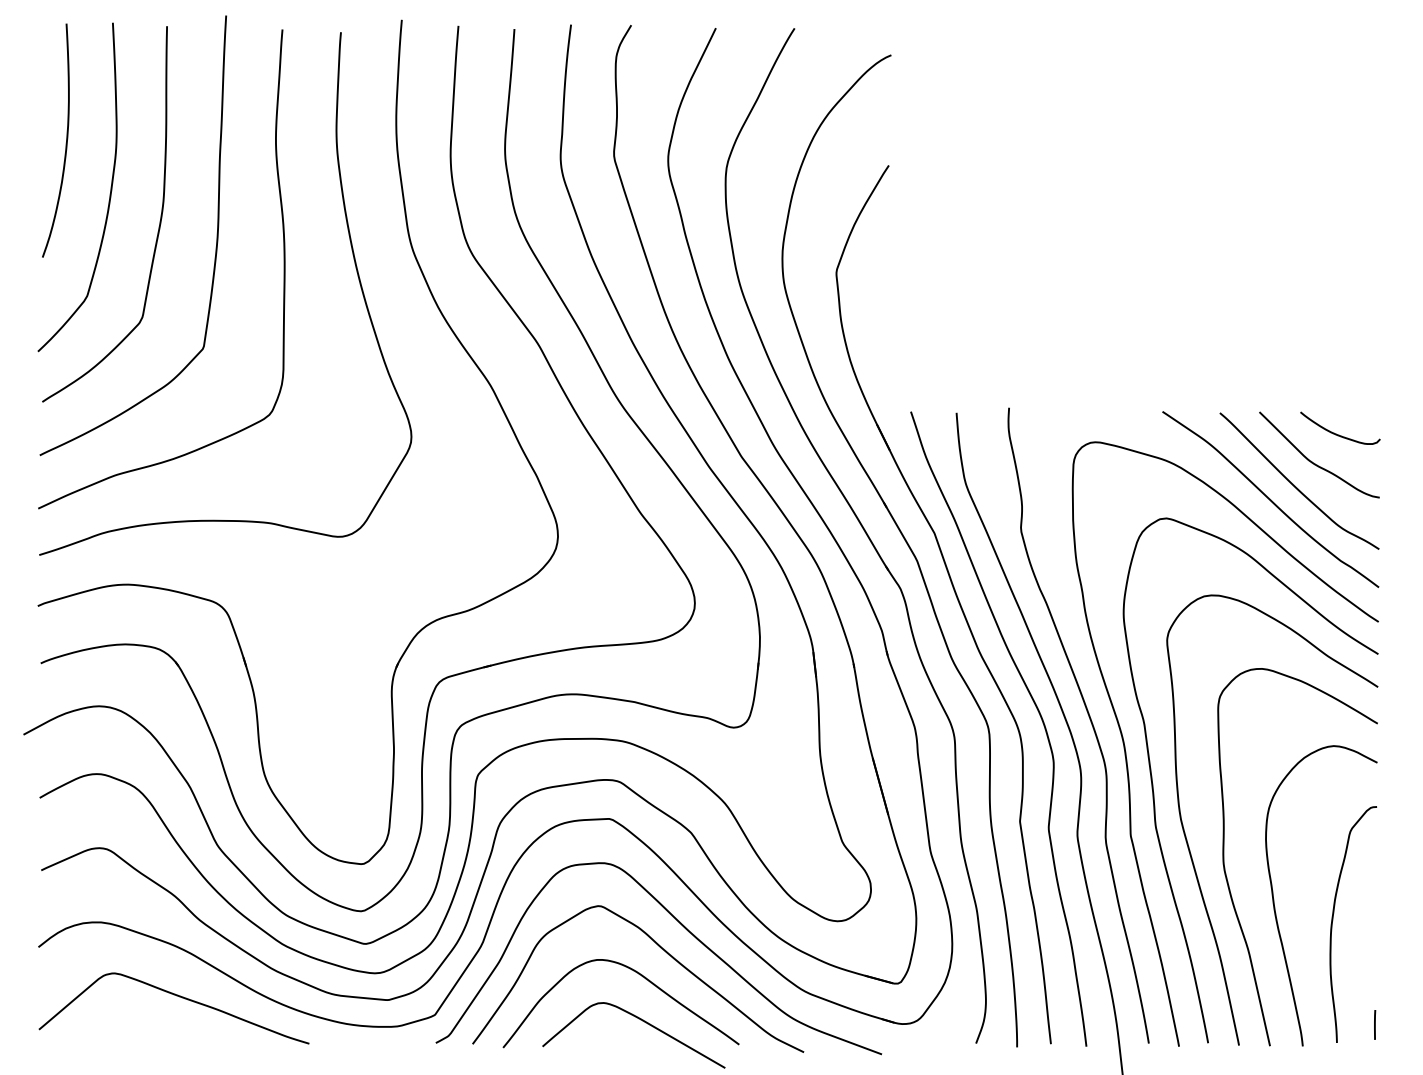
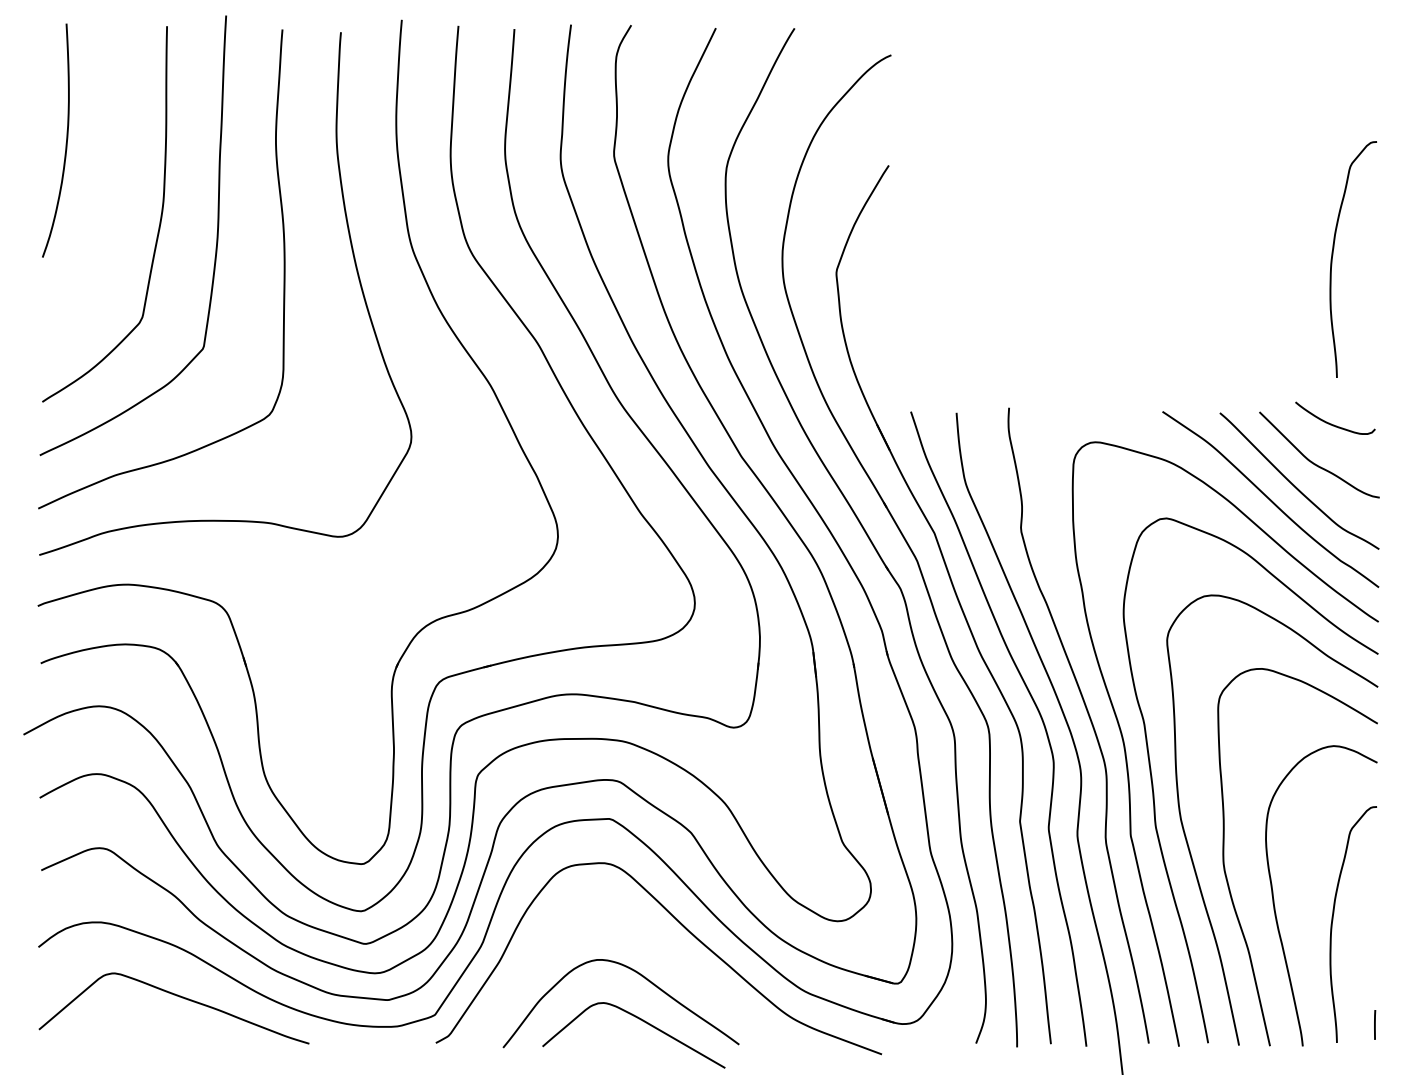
curve: present -> none (109, 194)
curve: none -> present (1333, 255)
curve position: (1339, 434) -> (1334, 424) (1334, 424)
curve: present -> none (660, 948)
